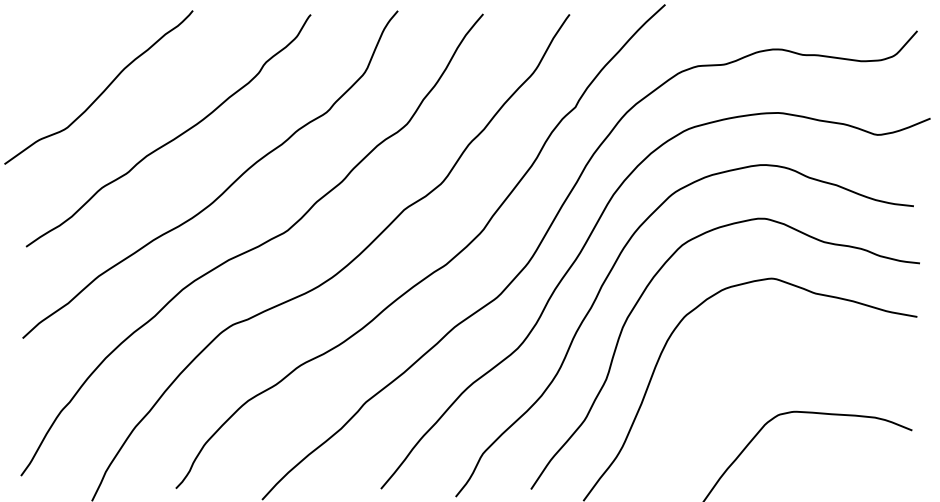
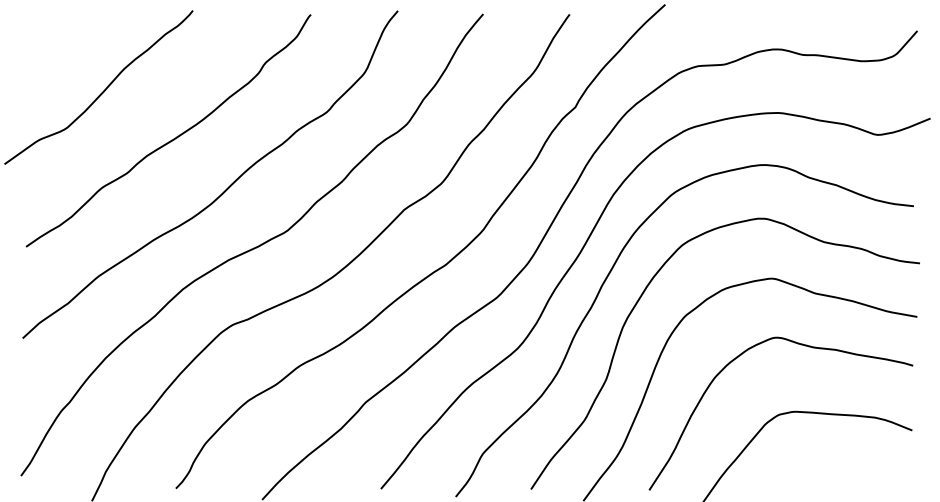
curve: none -> present (737, 358)
